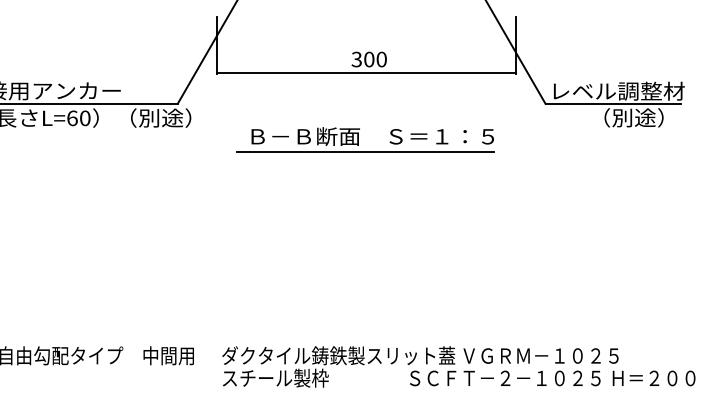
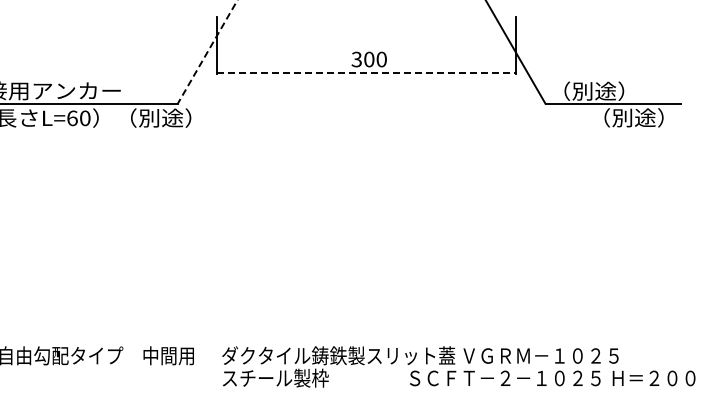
line: solid -> dashed (207, 51)
line: solid -> dashed (367, 72)
text: レベル調整材 -> （別途） (618, 90)
part: present -> none (358, 139)
